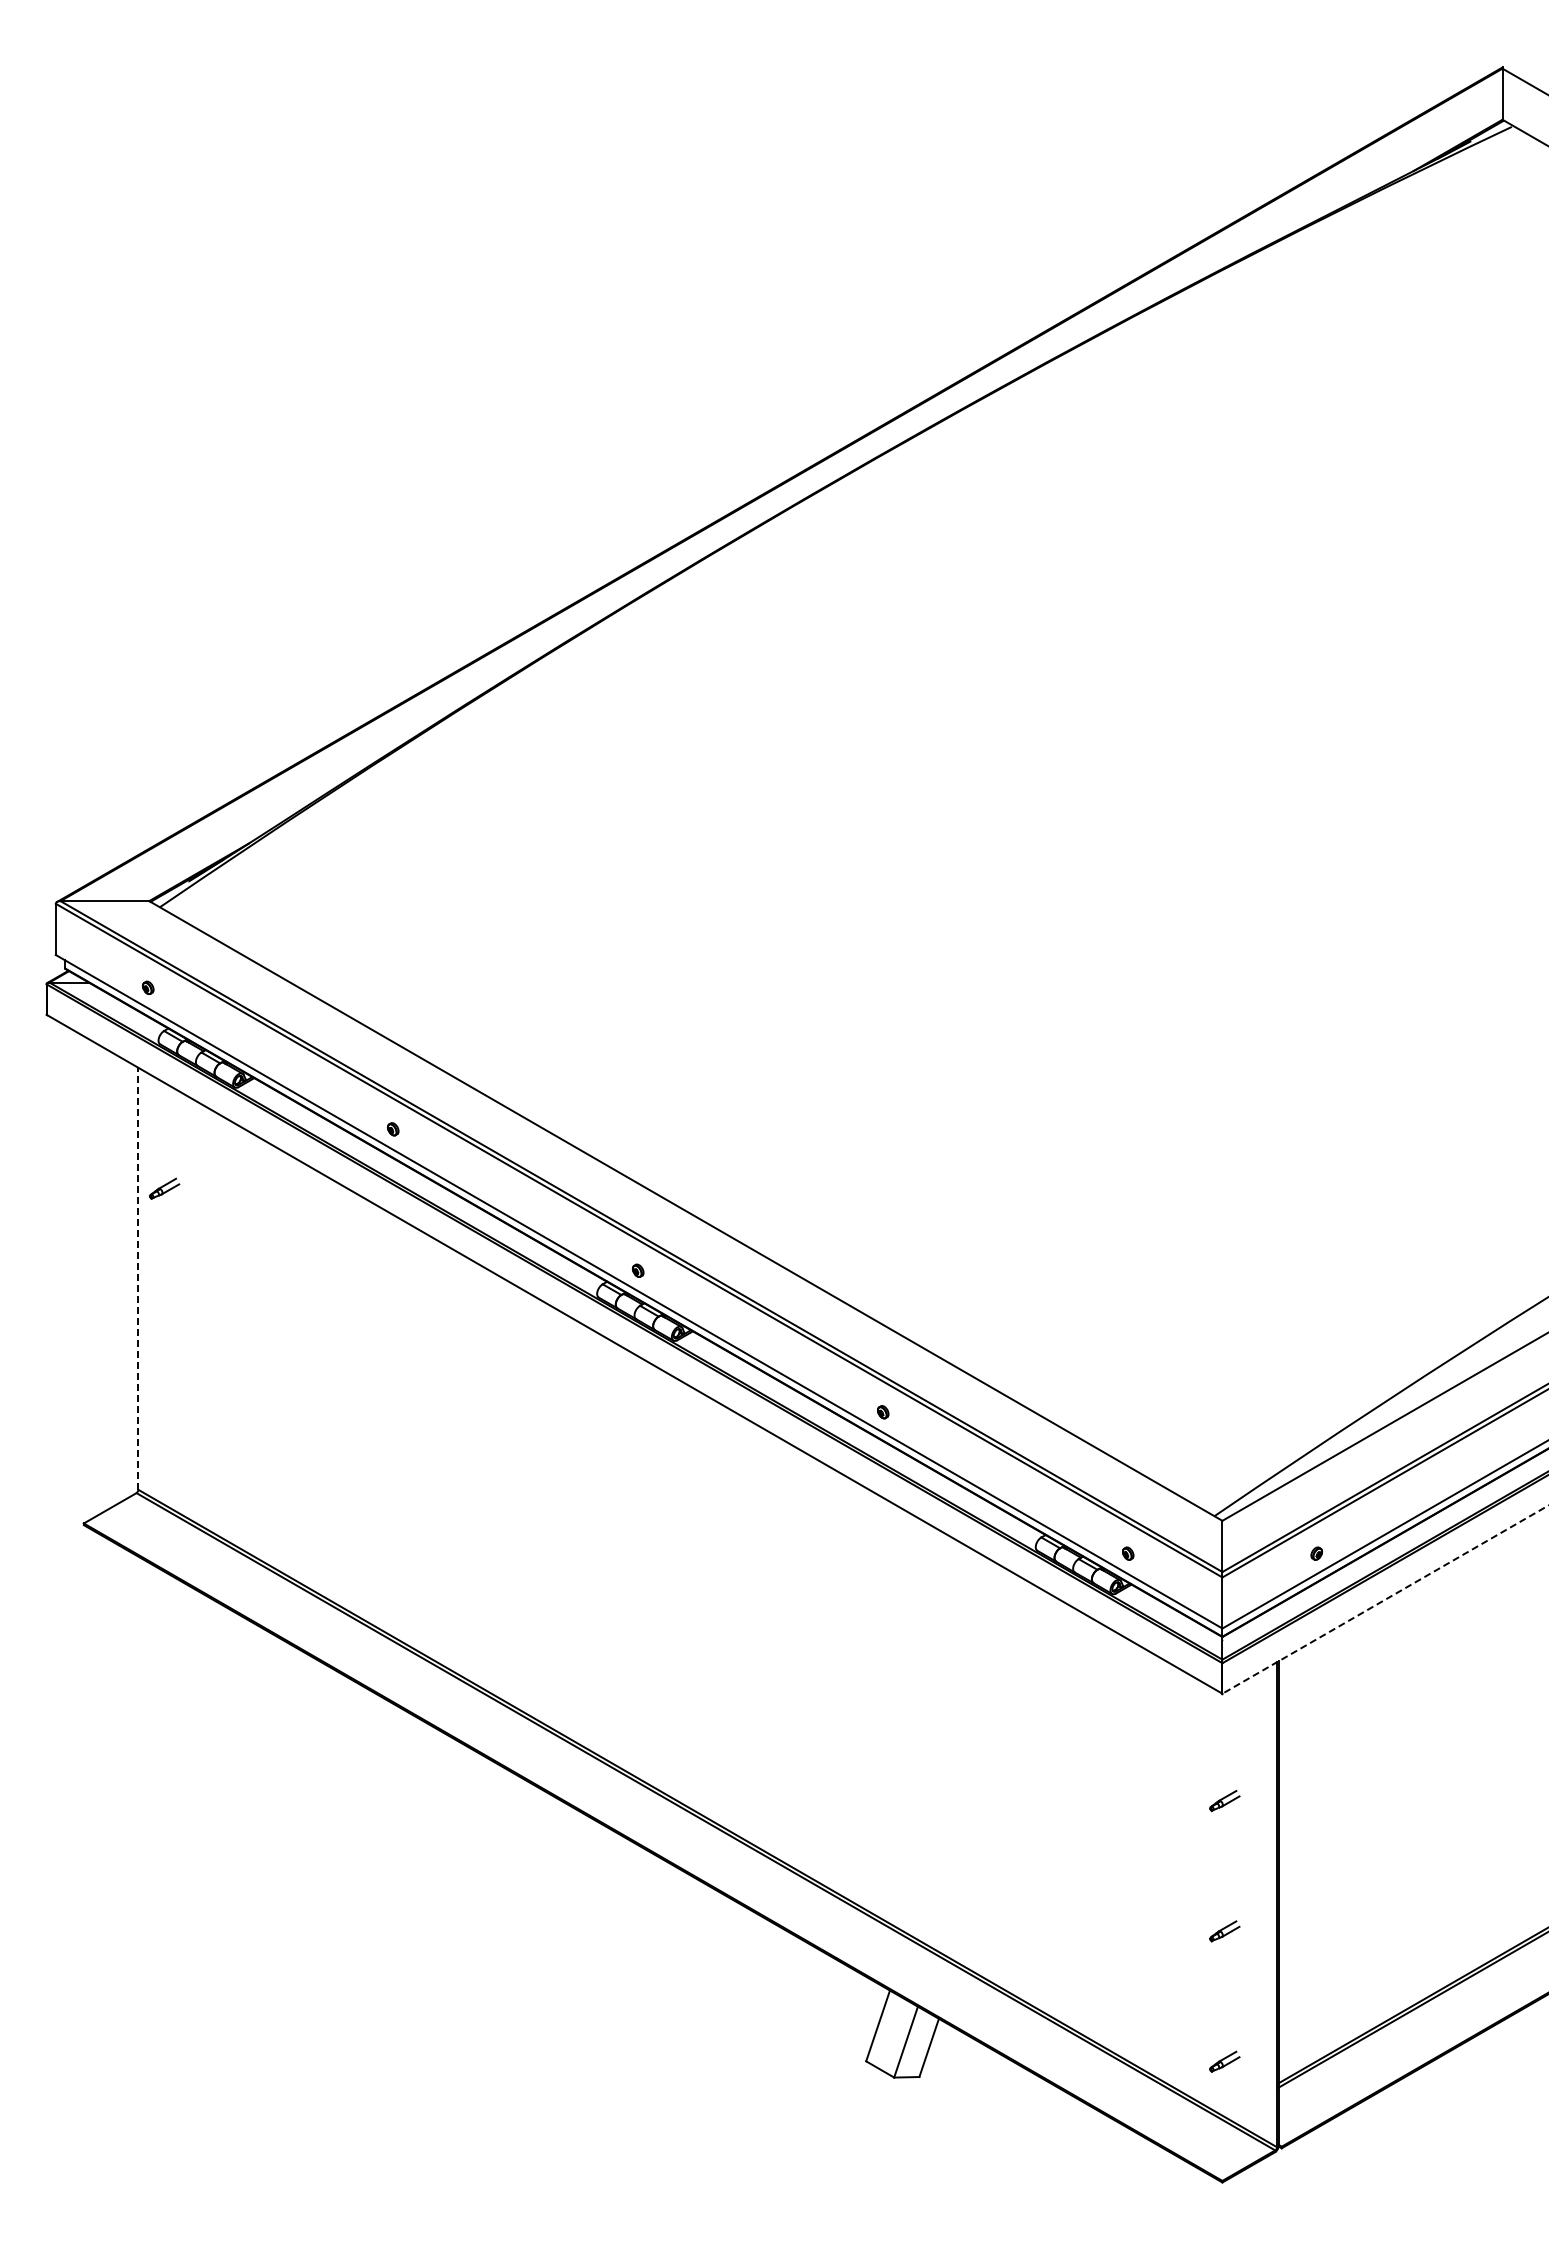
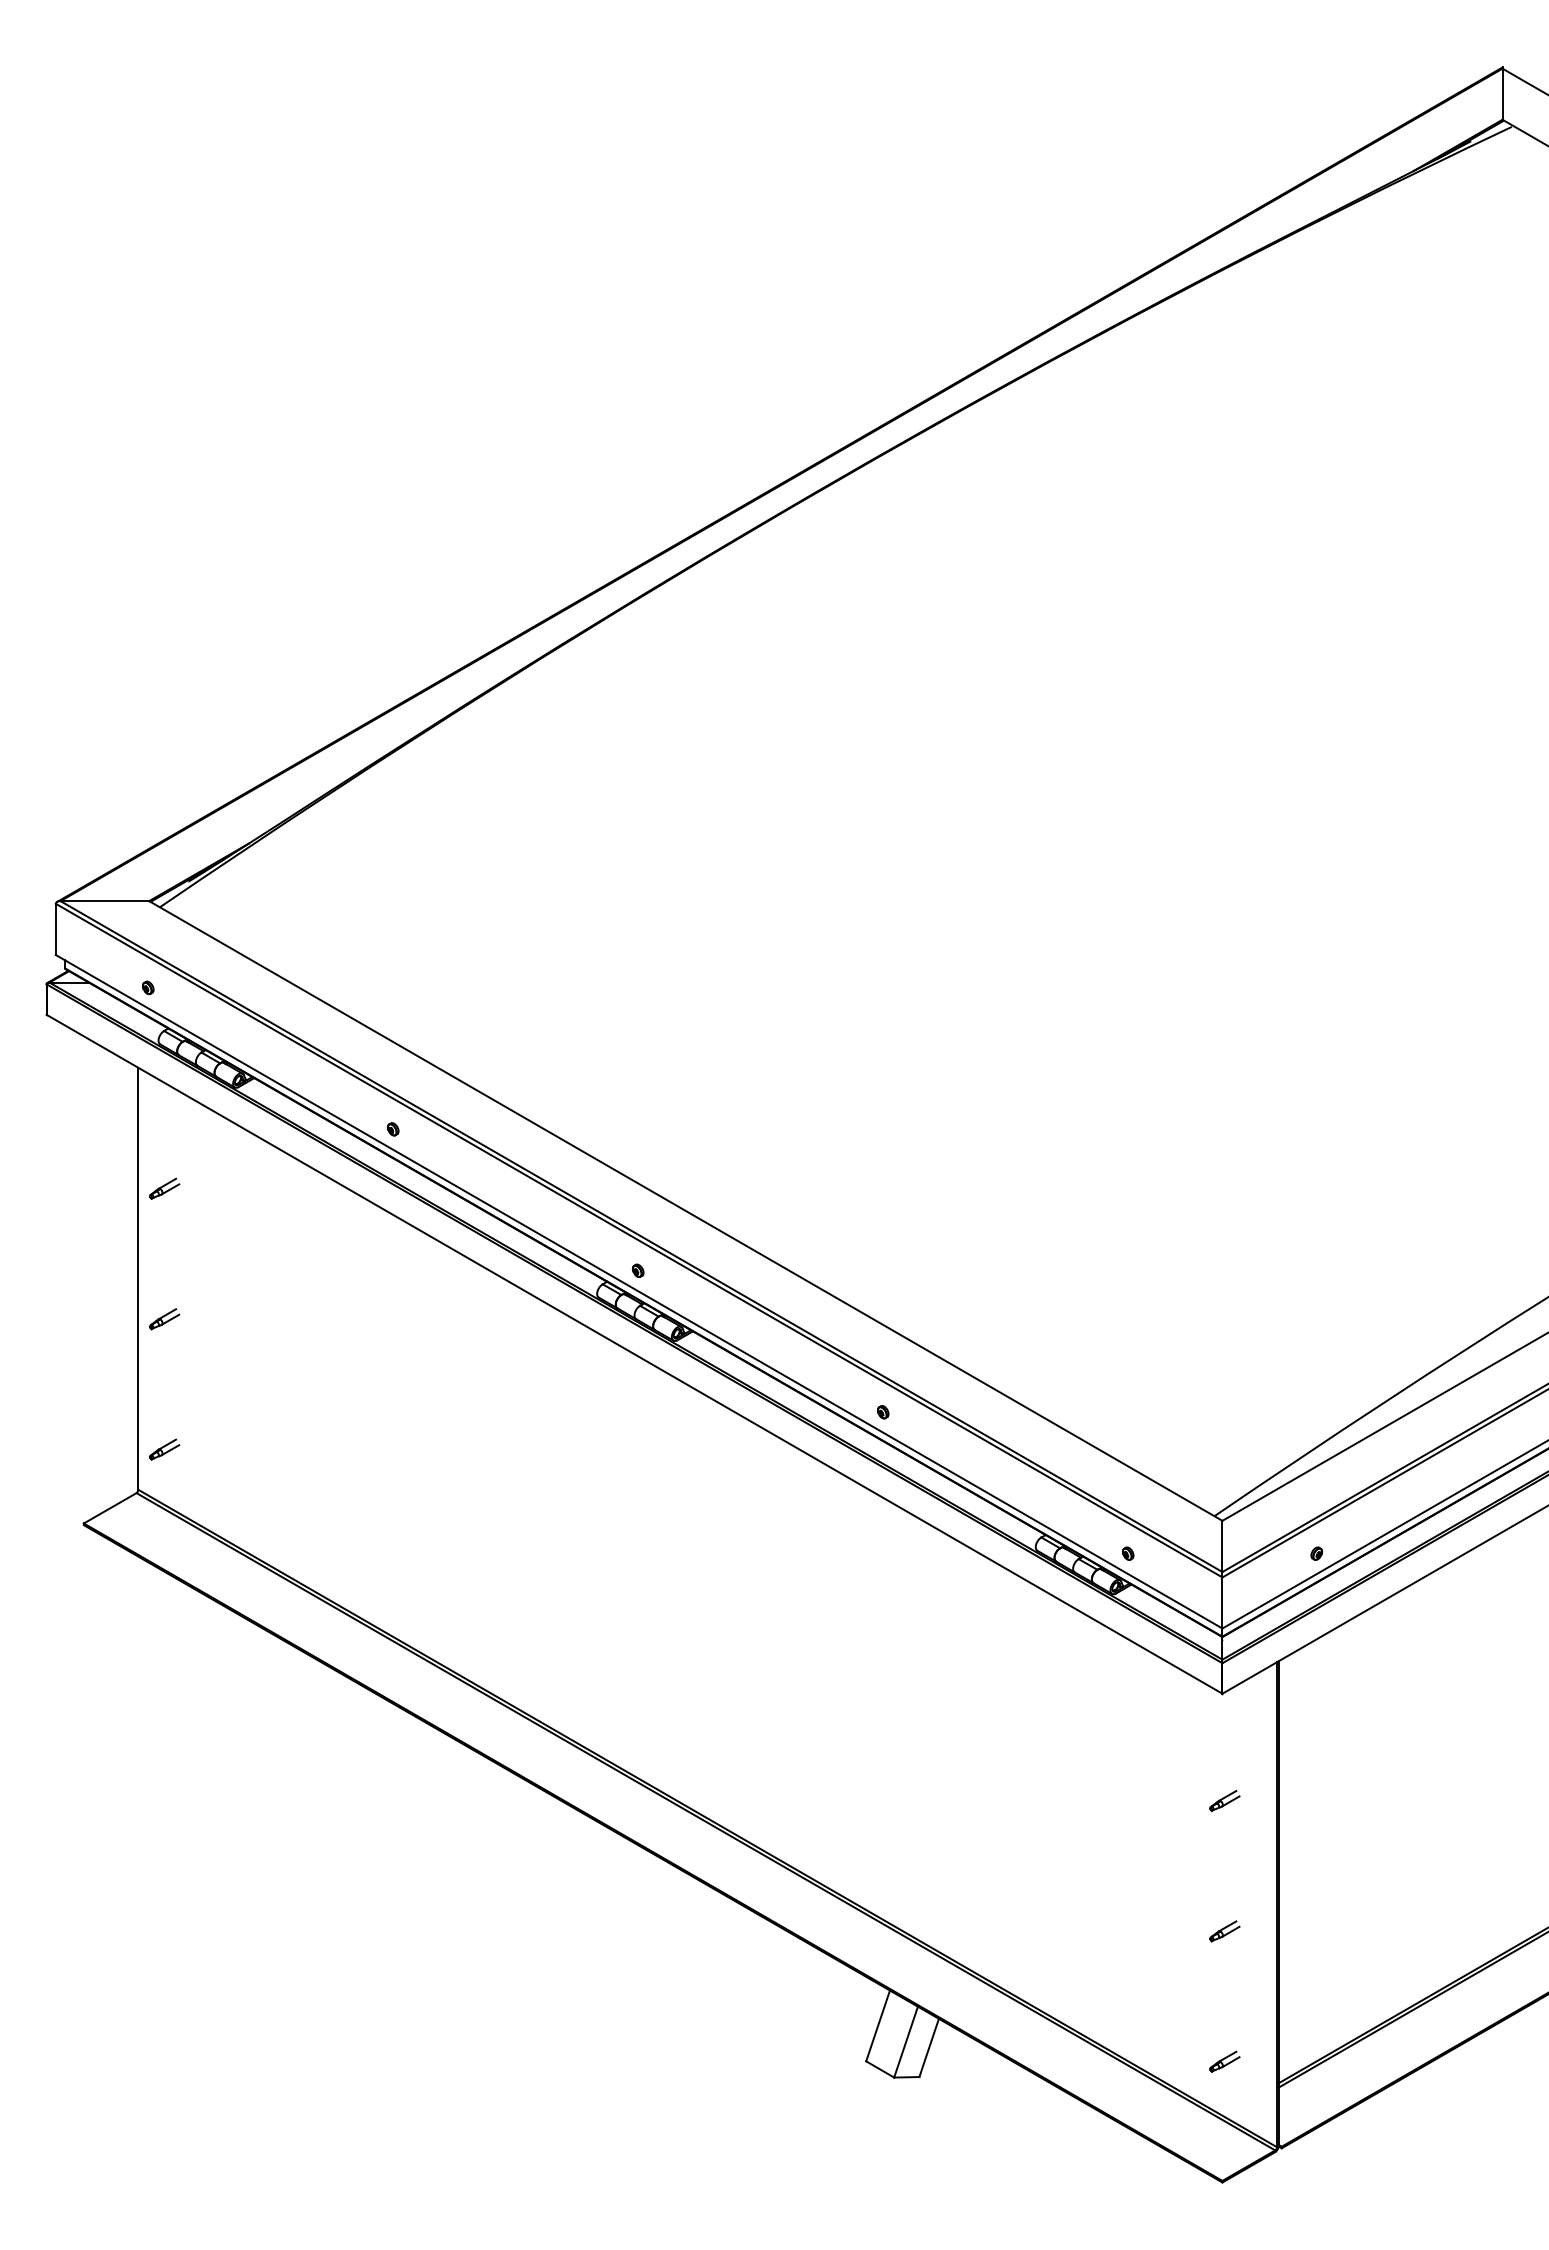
line: dashed -> solid (138, 1278)
part: none -> present (164, 1319)
part: none -> present (164, 1449)
line: dashed -> solid (1385, 1599)
